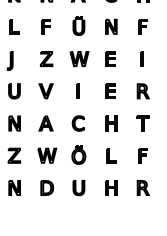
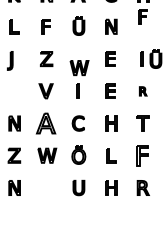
part position: (142, 26) -> (142, 16) (142, 16)
part: none -> present (155, 58)
part position: (79, 59) -> (79, 68) (79, 68)
part: present -> none (14, 91)
part size: 14x17 px -> 9x11 px (143, 91)
part size: 16x17 px -> 22x23 px (45, 123)
part size: 10x16 px -> 13x22 px (142, 155)
part: present -> none (47, 187)
